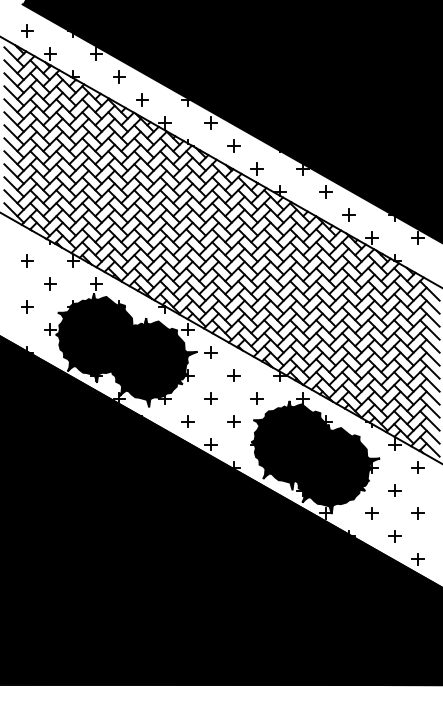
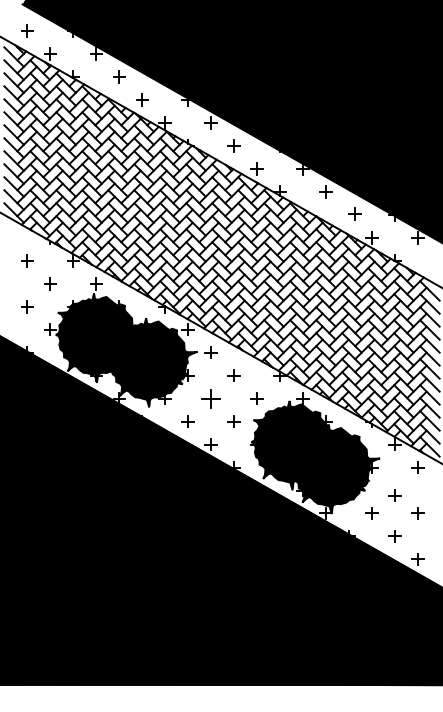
part position: (348, 214) -> (354, 213) (354, 213)
part size: 14x13 px -> 20x20 px (210, 398)
part position: (394, 490) -> (394, 495) (394, 495)
